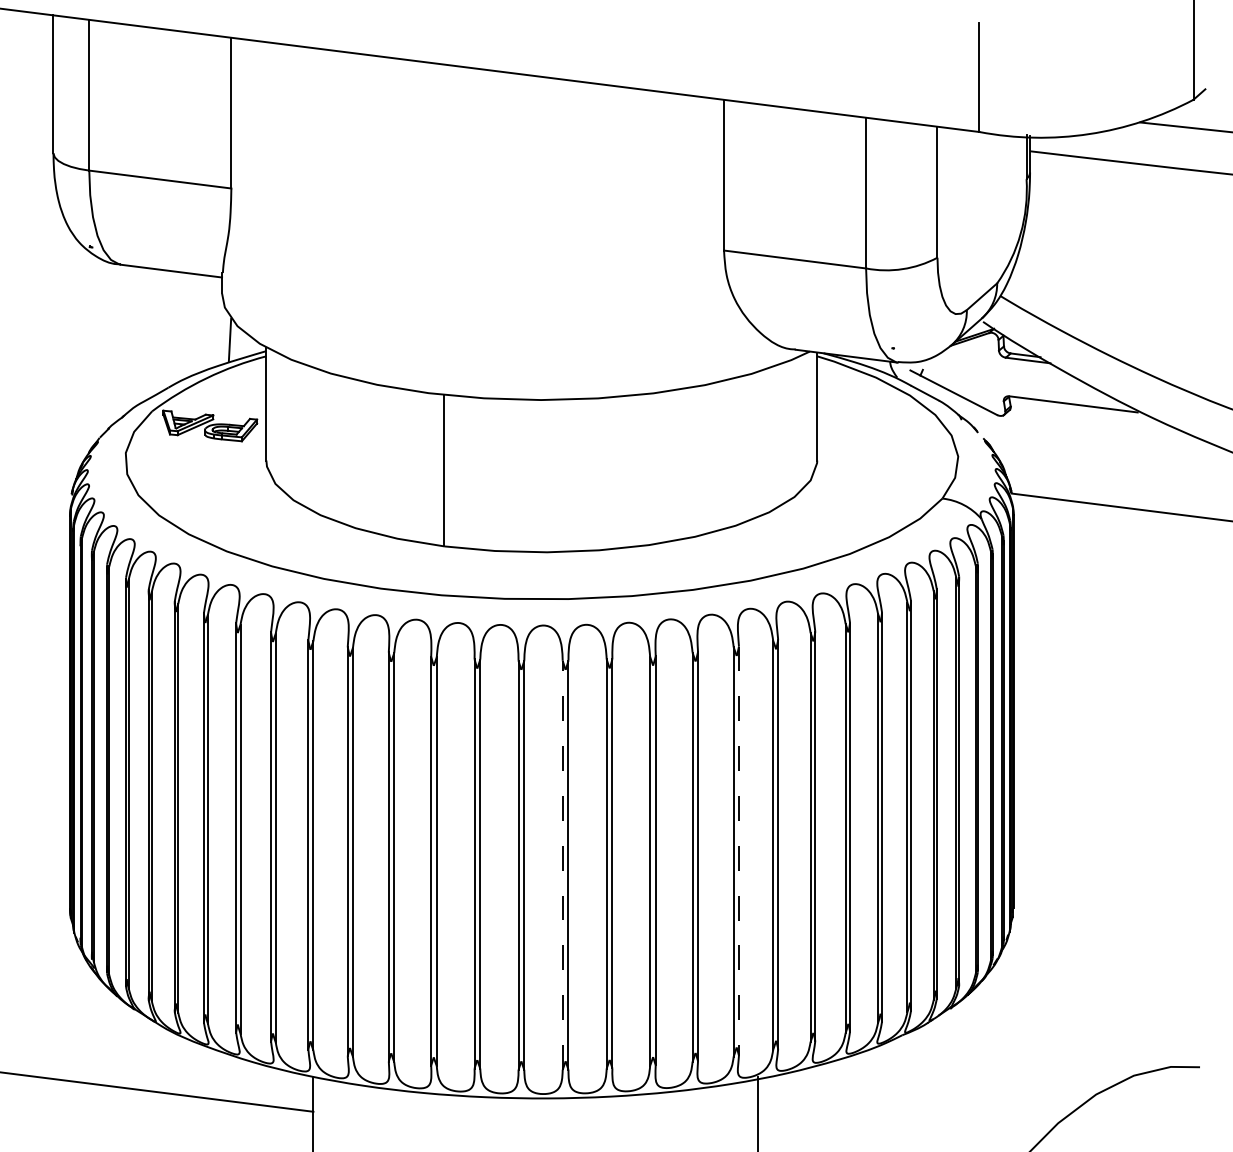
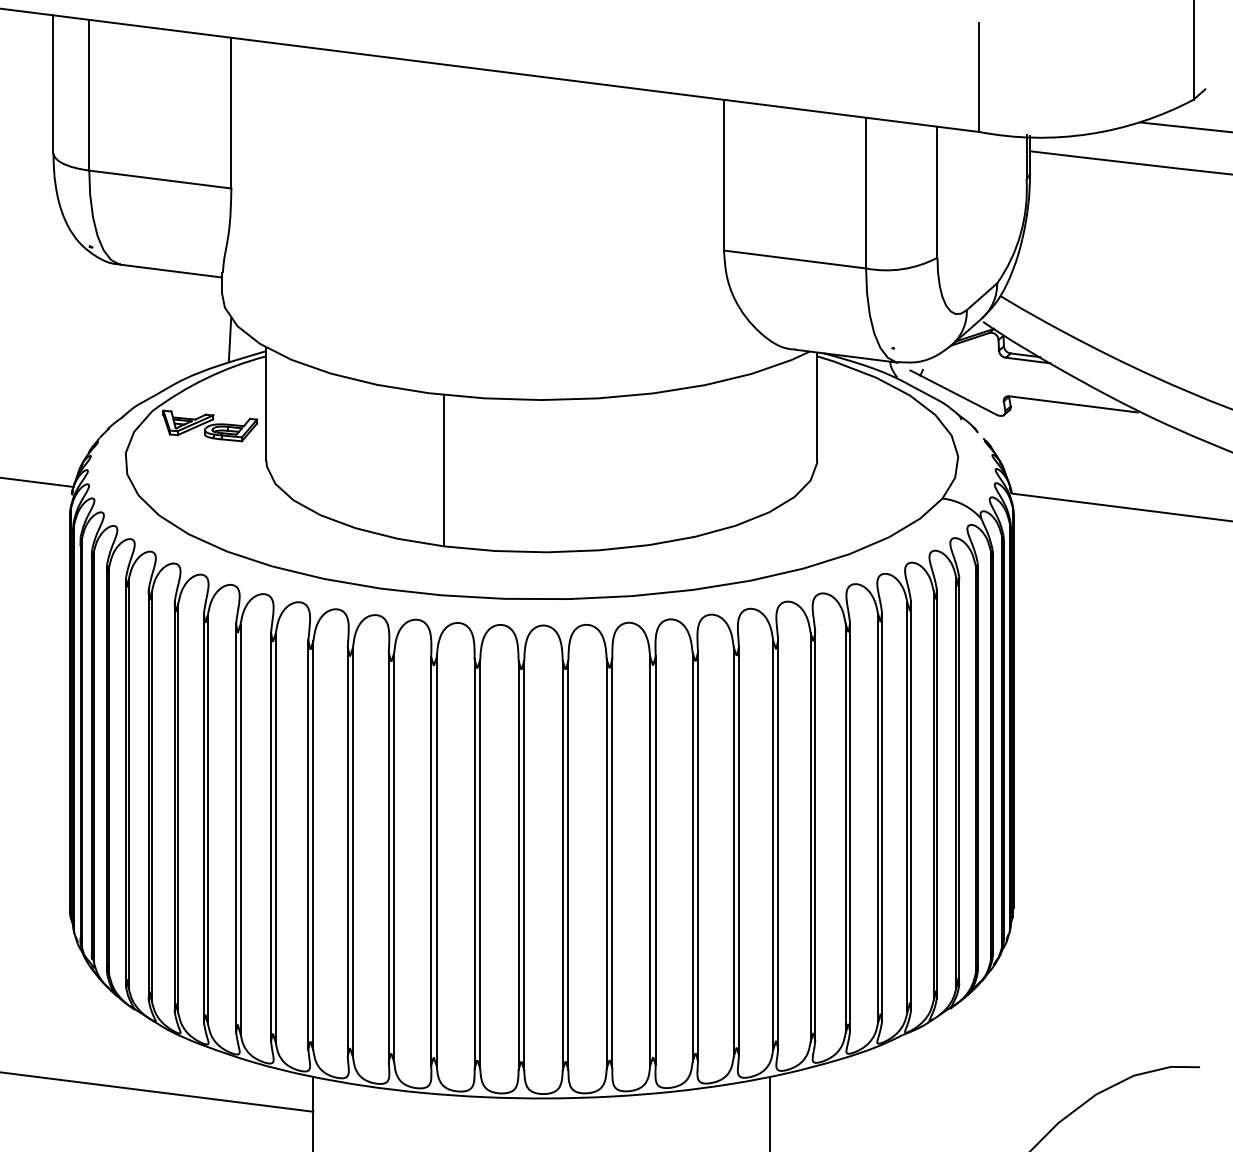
line: none -> present (37, 482)
line: dashed -> solid (738, 851)
line: dashed -> solid (562, 865)
line position: (758, 1112) -> (770, 1112) (770, 1112)
